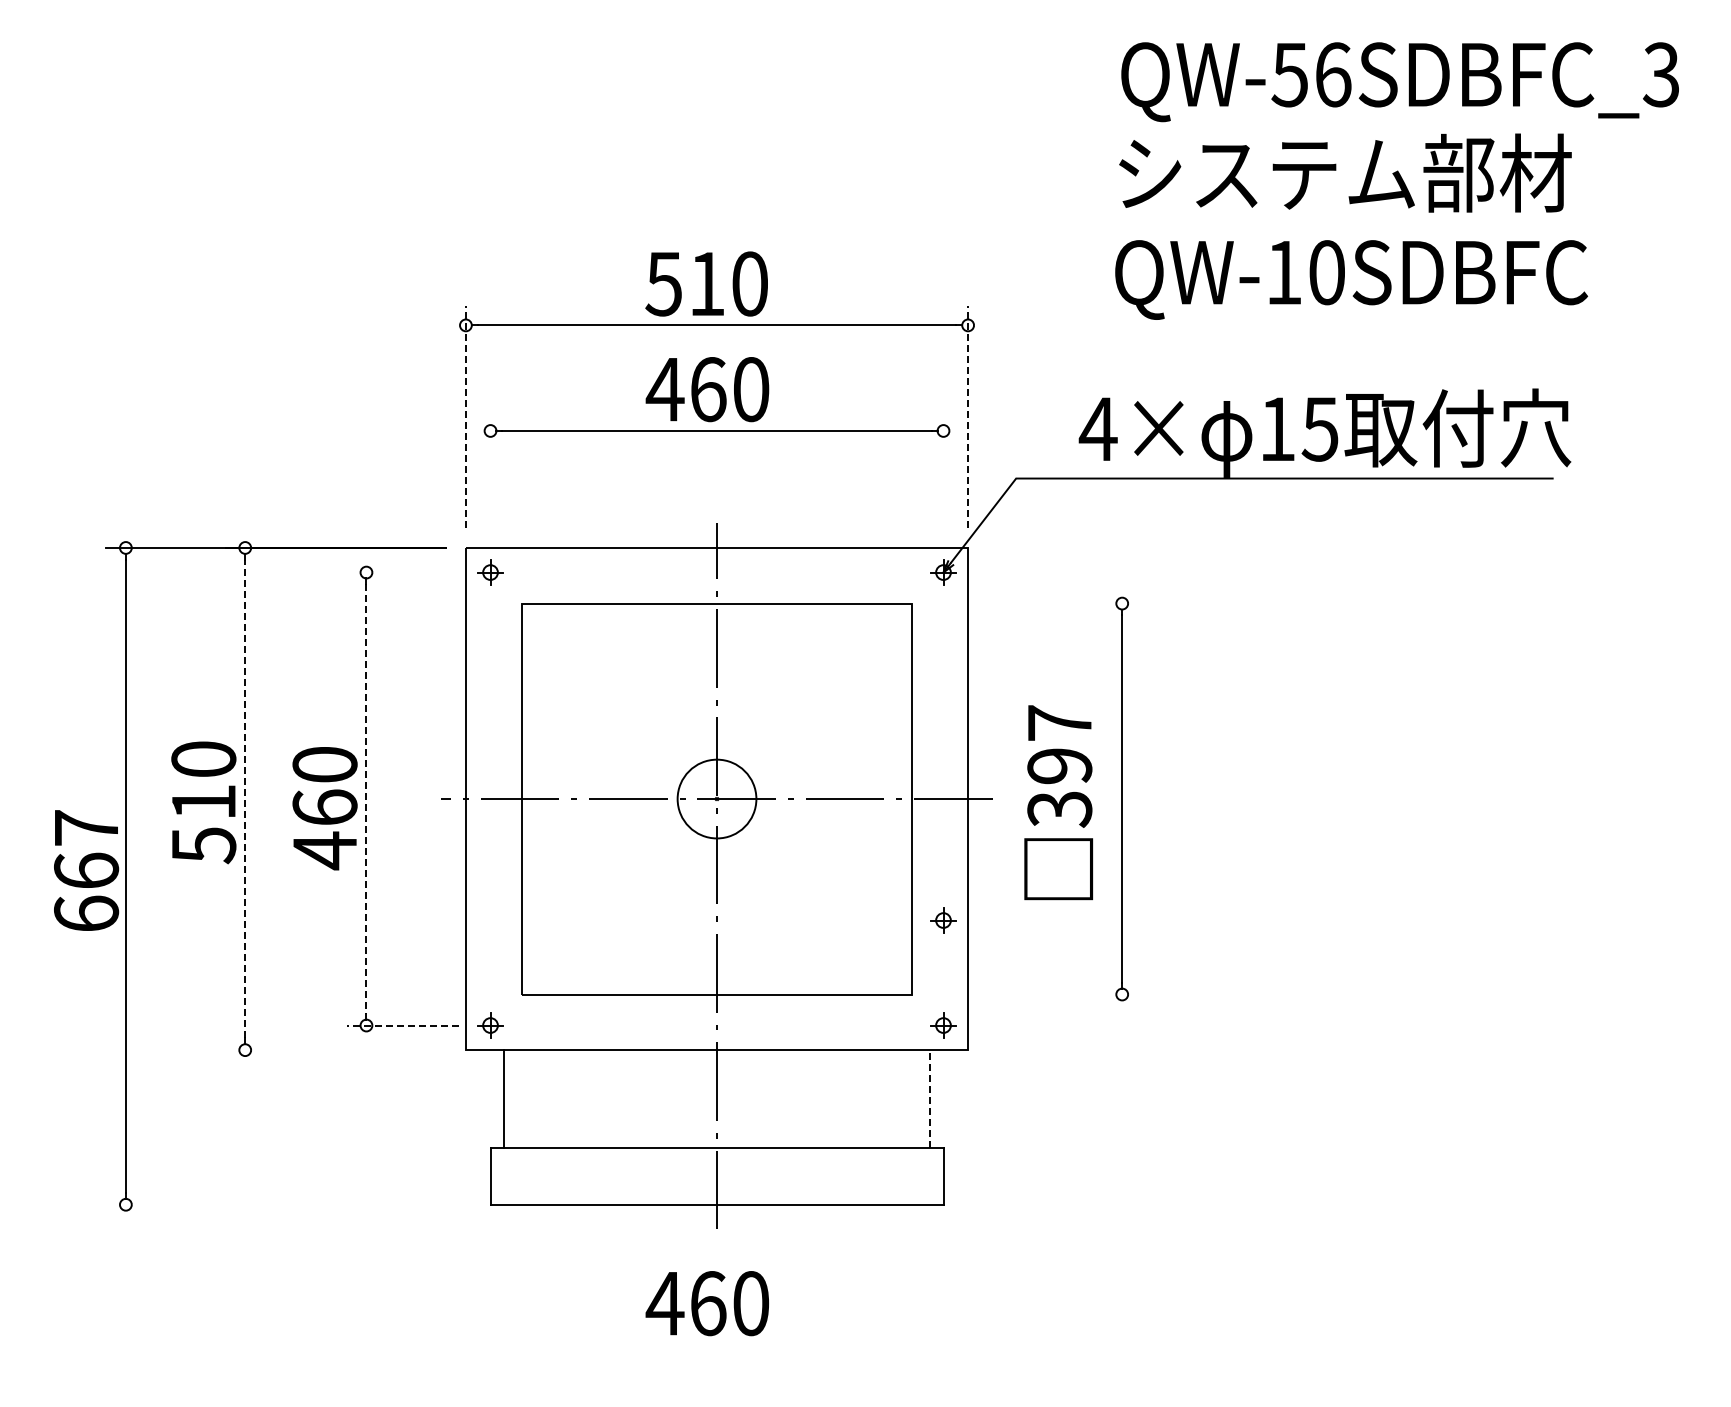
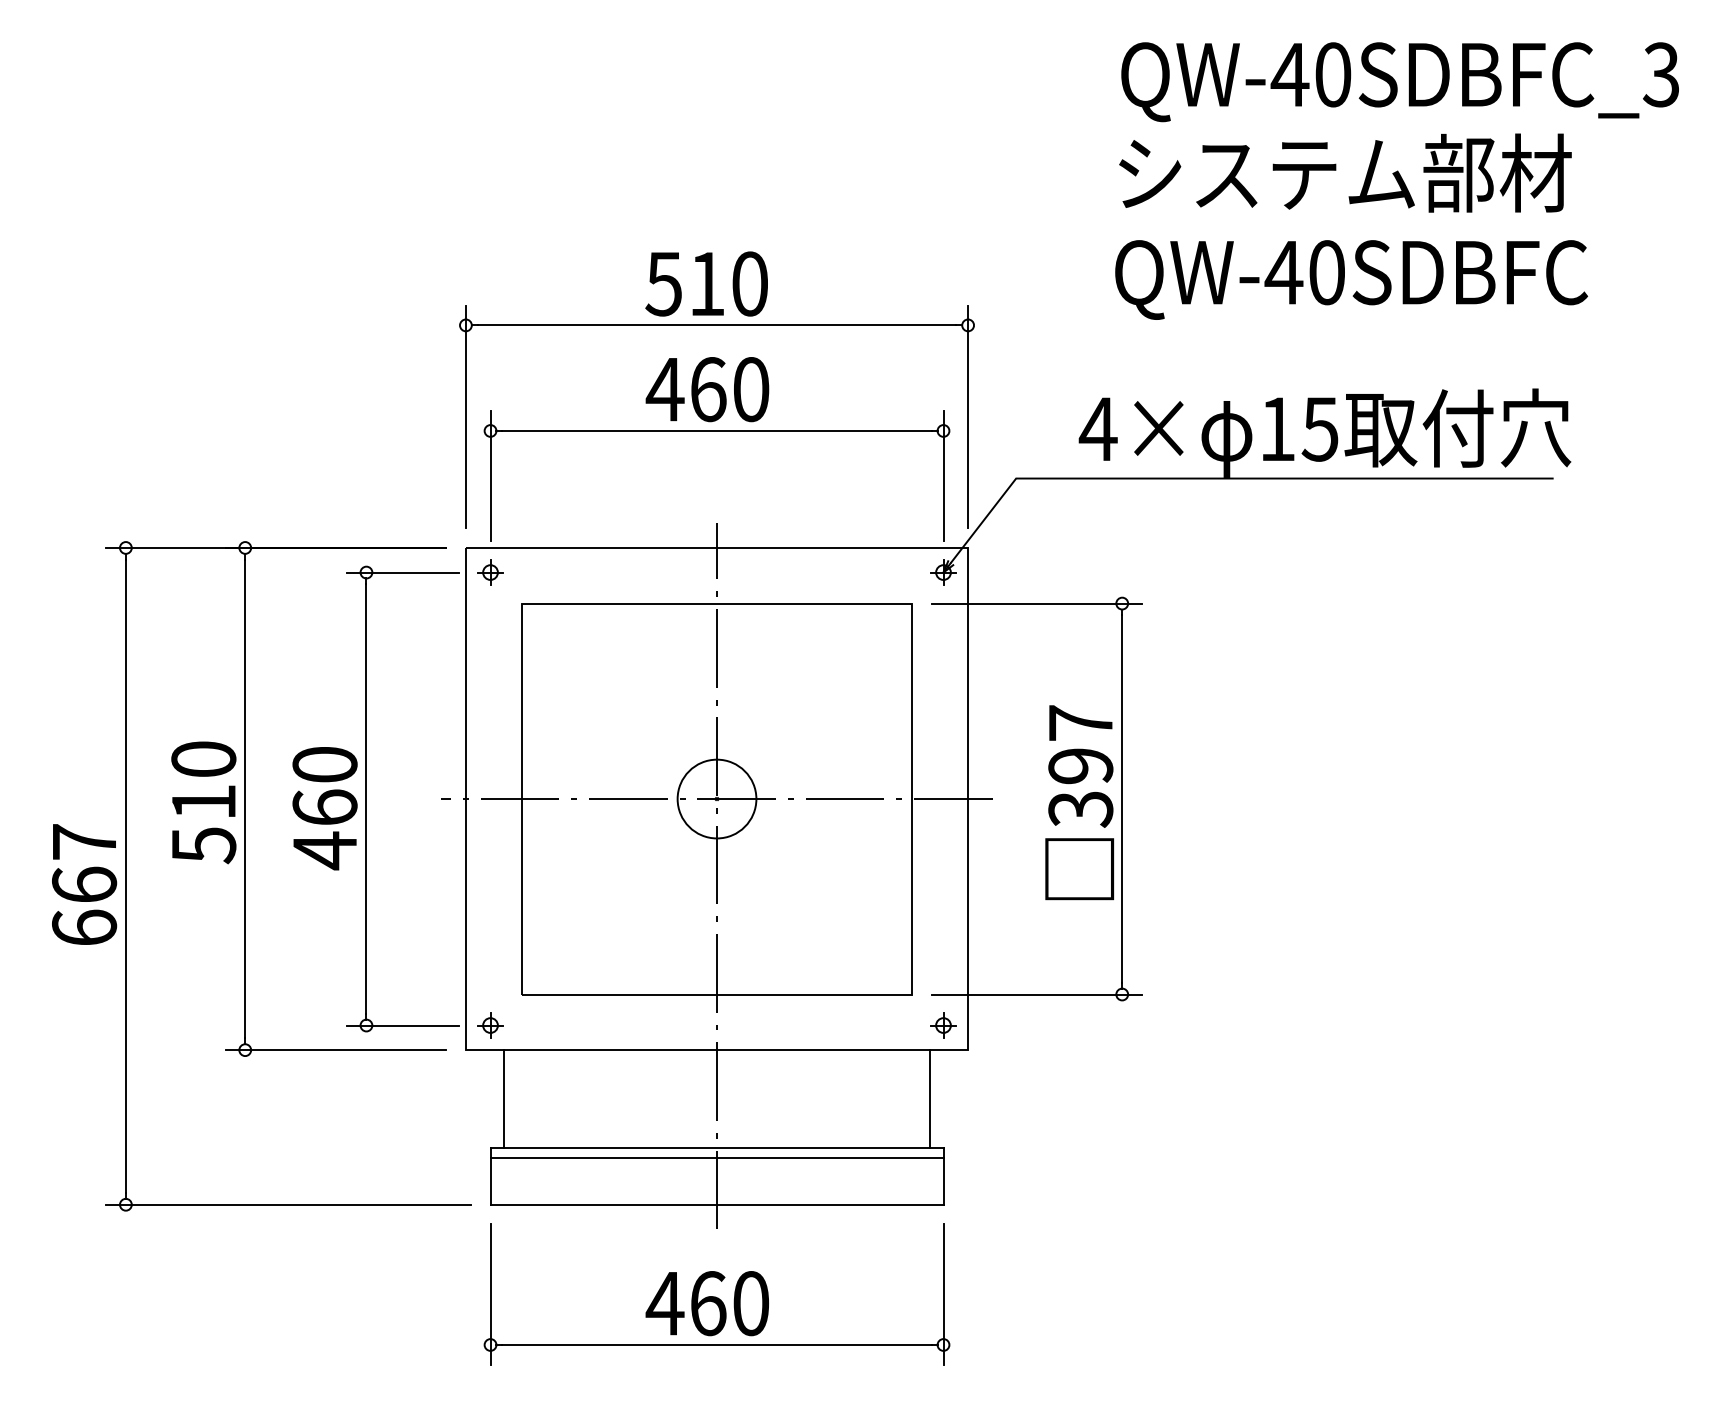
text: QW-56SDBFC_3 -> QW-40SDBFC_3 (1310, 74)
text: QW-10SDBFC -> QW-40SDBFC (1283, 272)
line: dashed -> solid (465, 416)
line: dashed -> solid (968, 416)
line: none -> present (490, 475)
line: none -> present (943, 475)
line: none -> present (402, 572)
line: none -> present (1036, 603)
line: dashed -> solid (245, 798)
line: dashed -> solid (366, 799)
text position: (1058, 802) -> (1079, 802) (1079, 802)
text position: (86, 870) -> (84, 884) (84, 884)
part: present -> none (943, 920)
line: none -> present (1036, 994)
line: dashed -> solid (402, 1025)
line: none -> present (335, 1050)
line: dashed -> solid (929, 1098)
line: none -> present (716, 1157)
line: none -> present (288, 1204)
part: none -> present (716, 1344)
